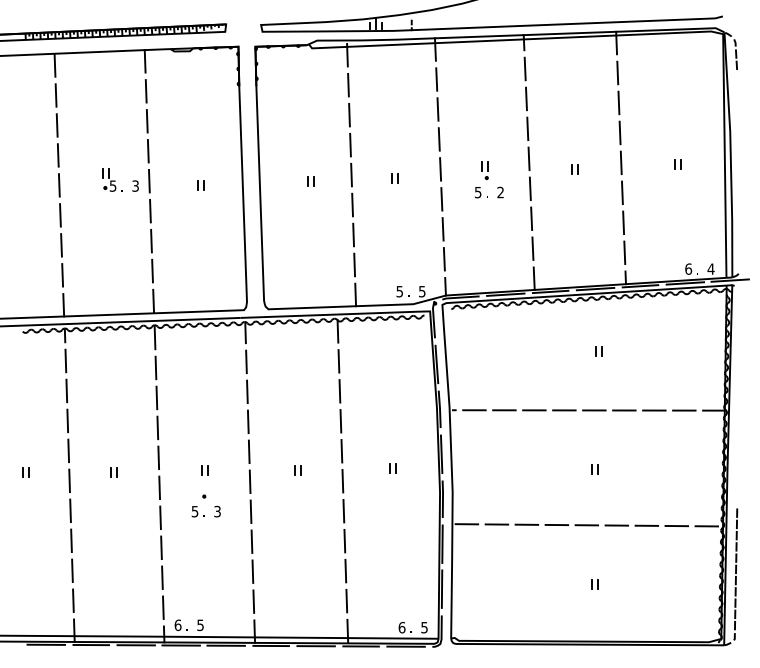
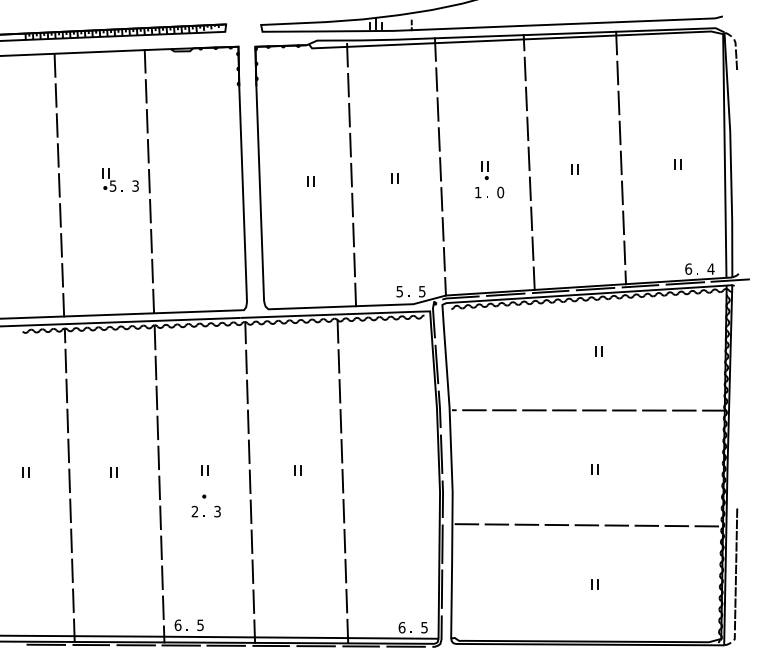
part: present -> none (200, 185)
text: 5 -> 1 (477, 192)
text: 2 -> 0 (500, 192)
part: present -> none (392, 468)
text: 5 -> 2 (194, 511)
